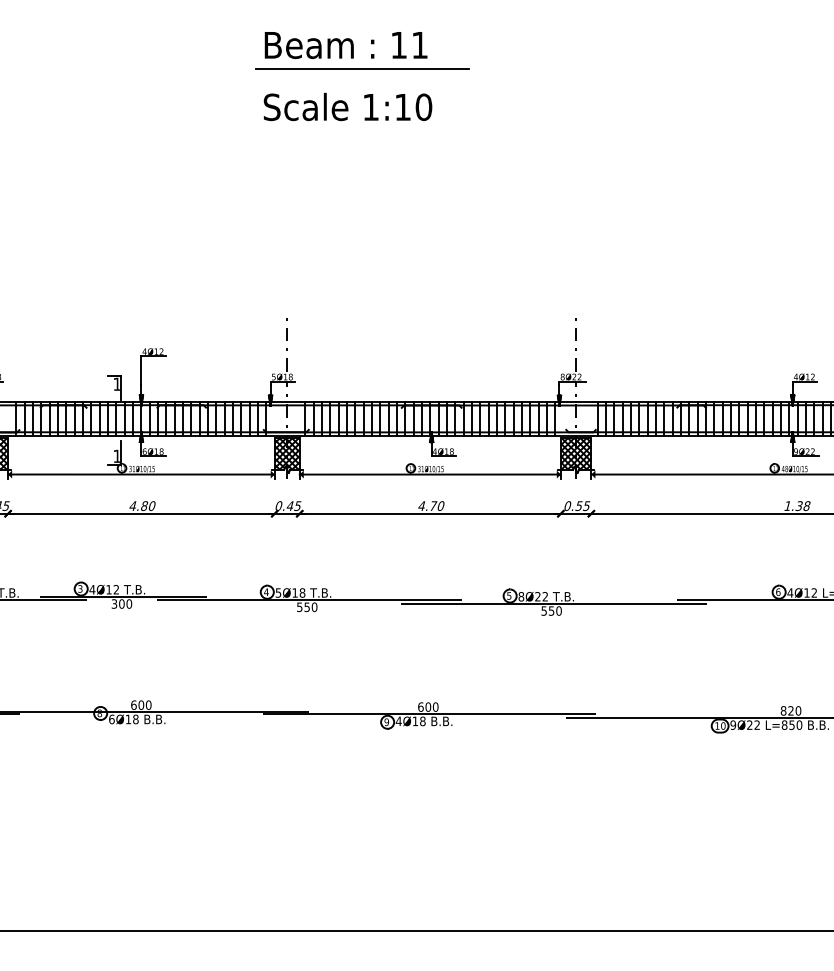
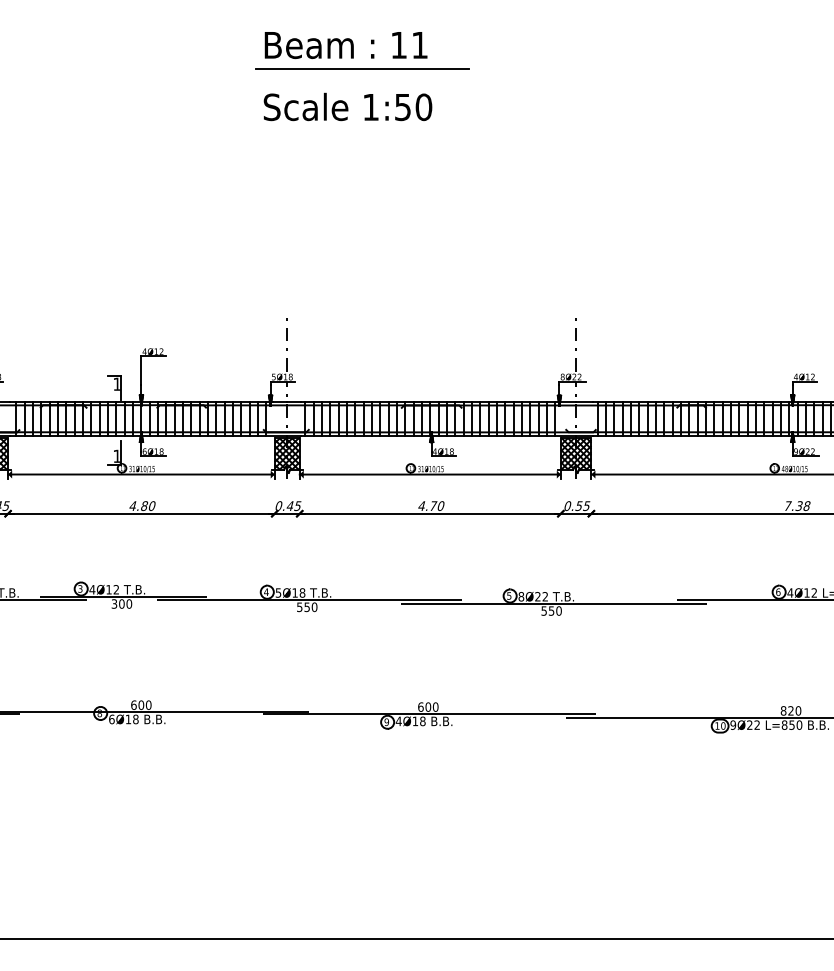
text: 1:10 -> 1:50 (402, 107)
text: 1.38 -> 7.38 (787, 505)
line position: (416, 931) -> (416, 939) (416, 939)
